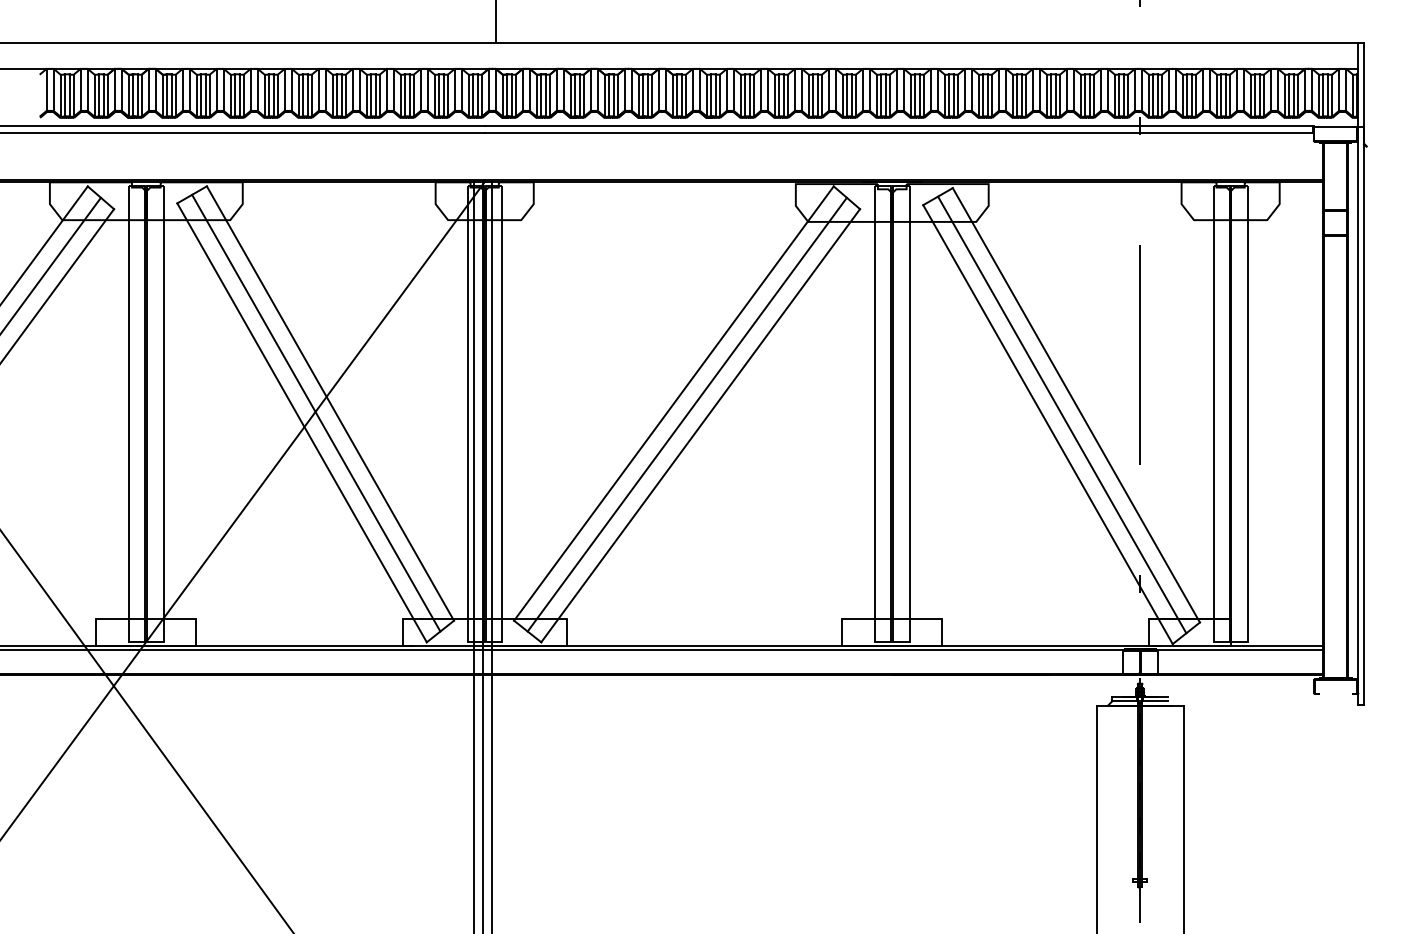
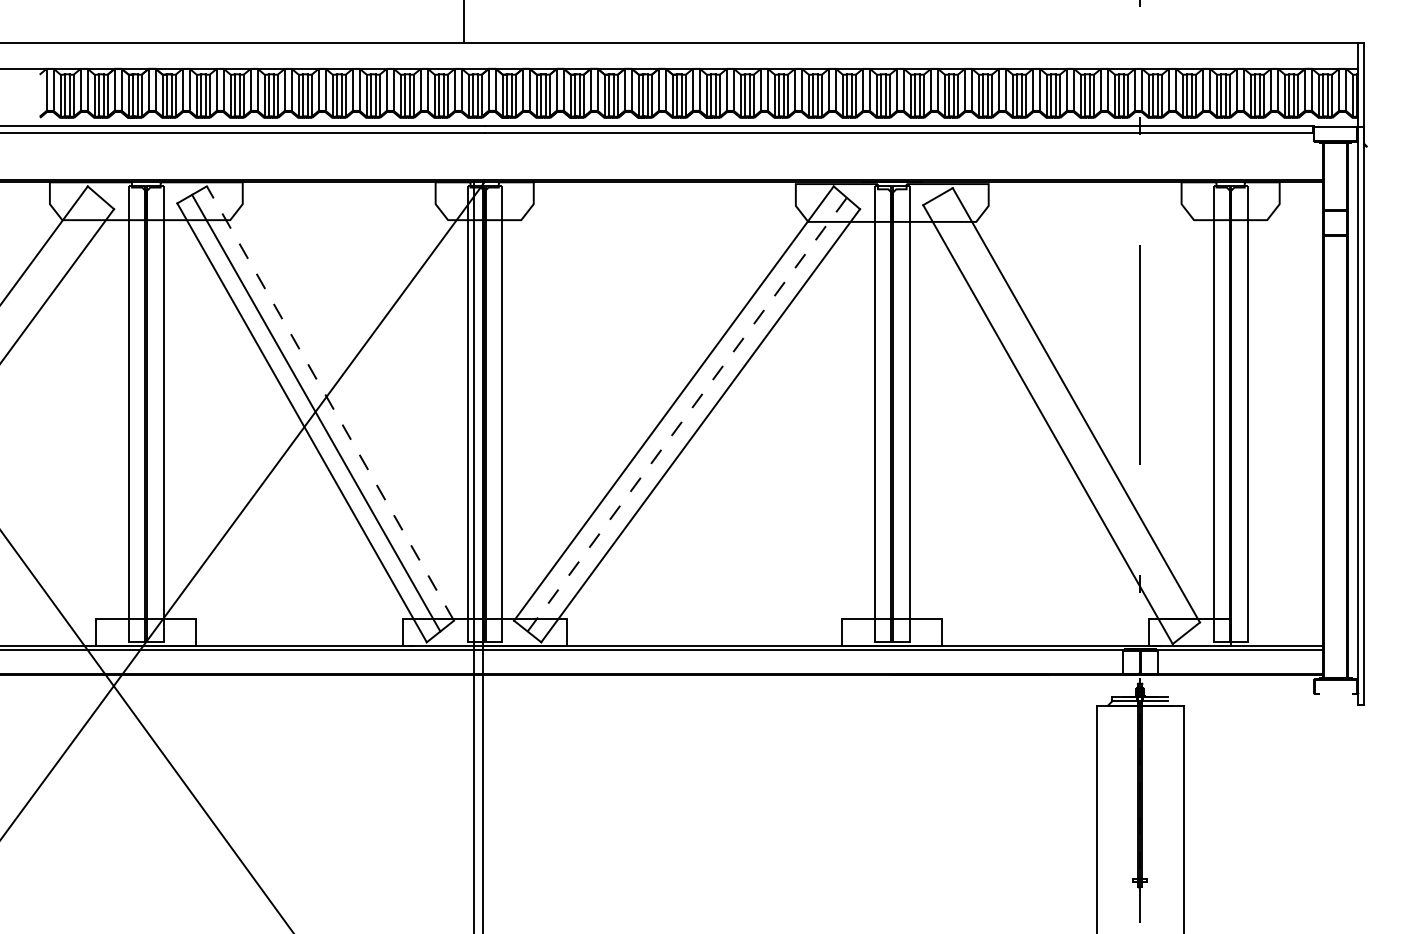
line position: (496, 22) -> (464, 22) (464, 22)
line: present -> none (51, 264)
line: solid -> dashed (330, 403)
line: solid -> dashed (687, 414)
line: present -> none (1062, 414)
line: present -> none (491, 556)
